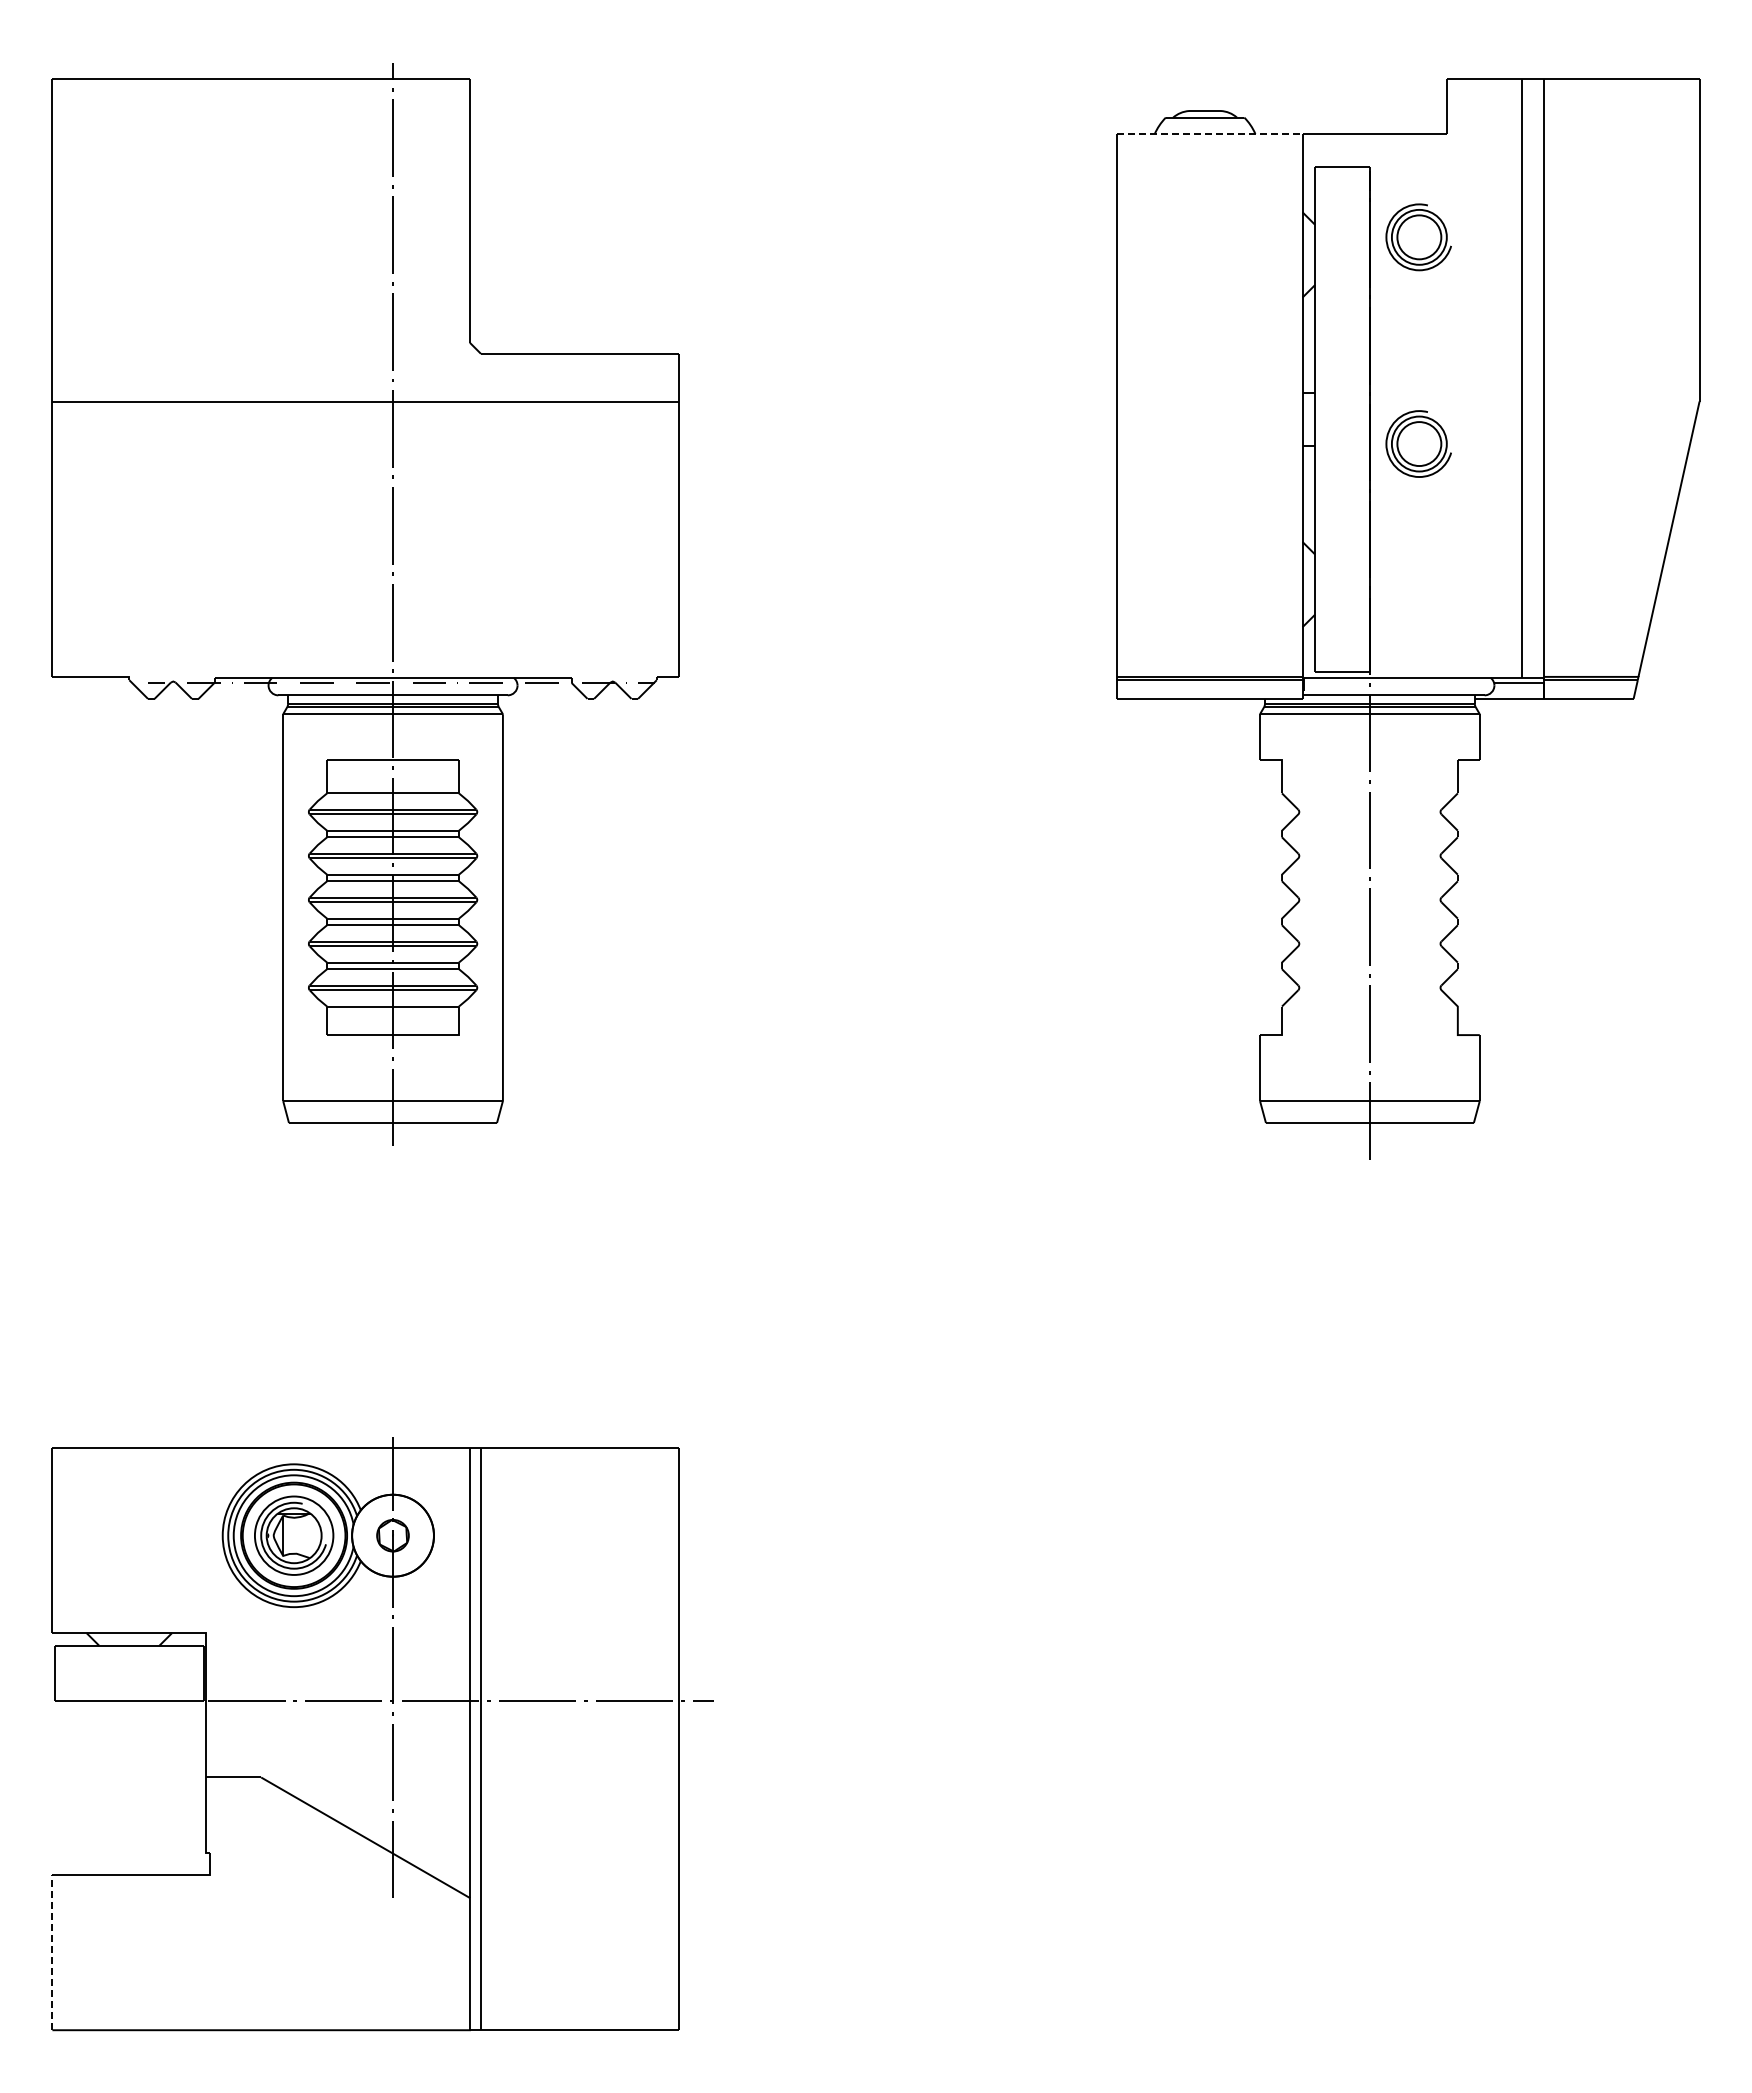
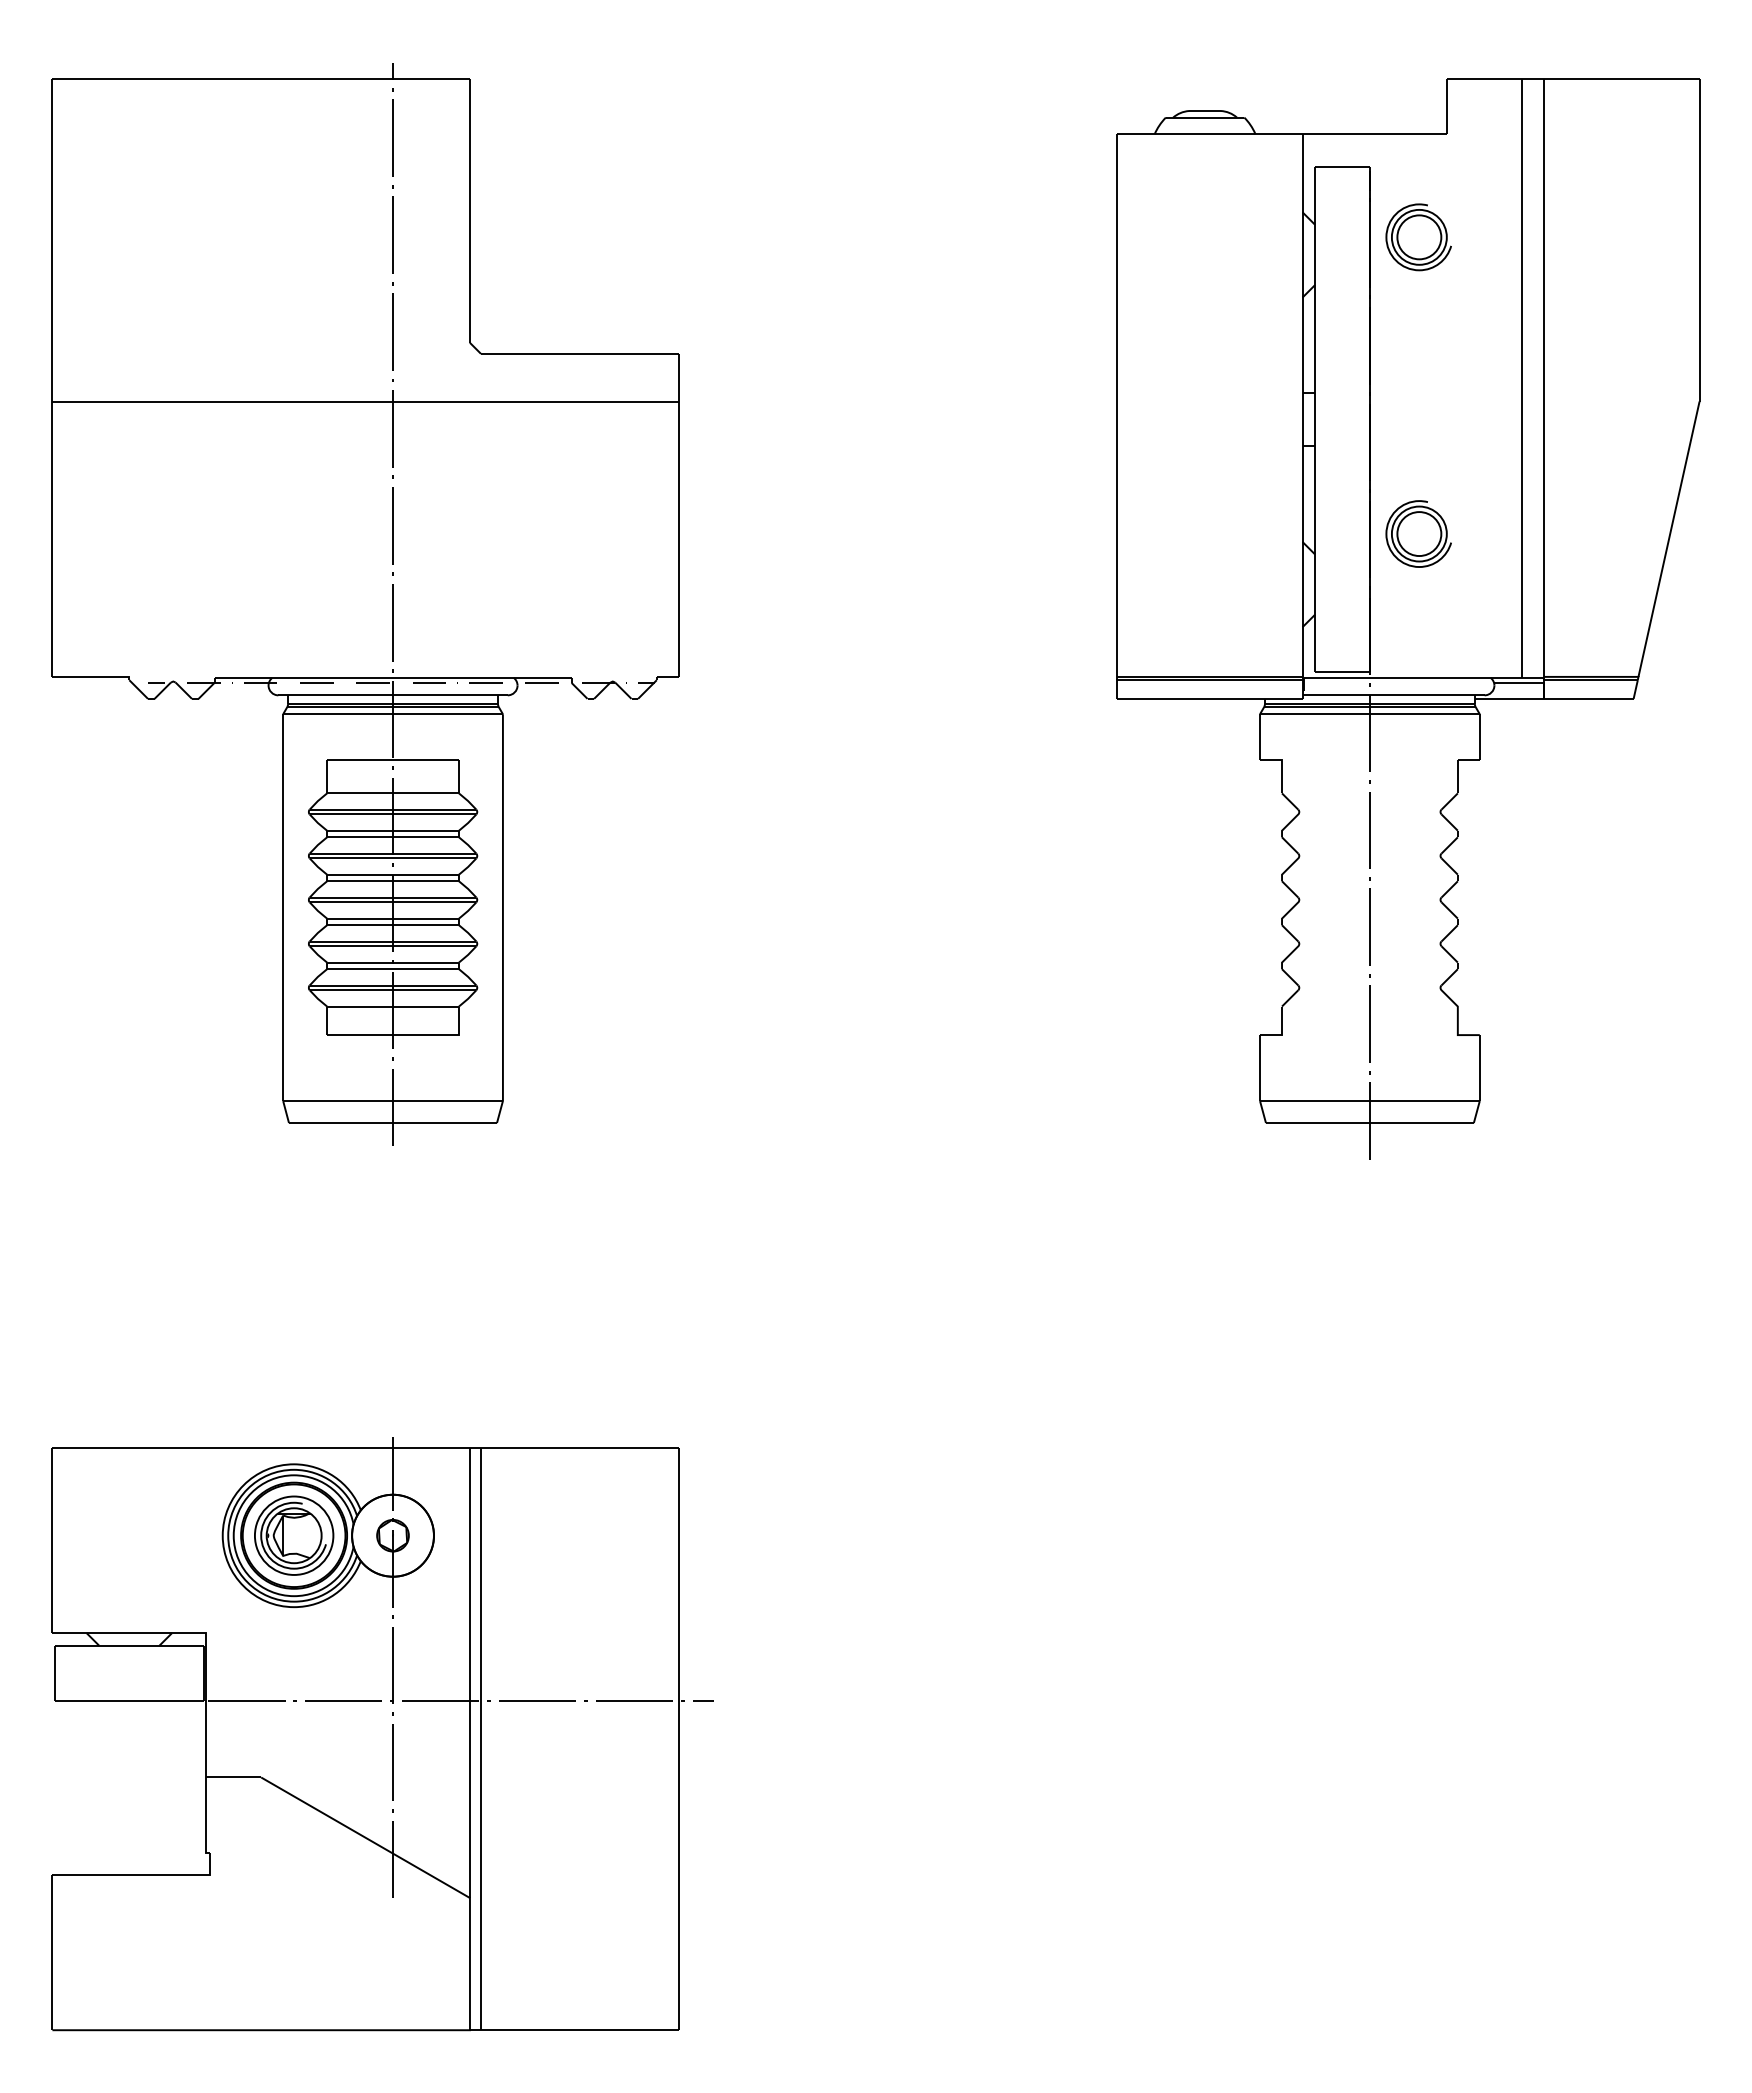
line: dashed -> solid (1209, 134)
part position: (1418, 443) -> (1418, 533) (1418, 533)
line: dashed -> solid (52, 1952)
